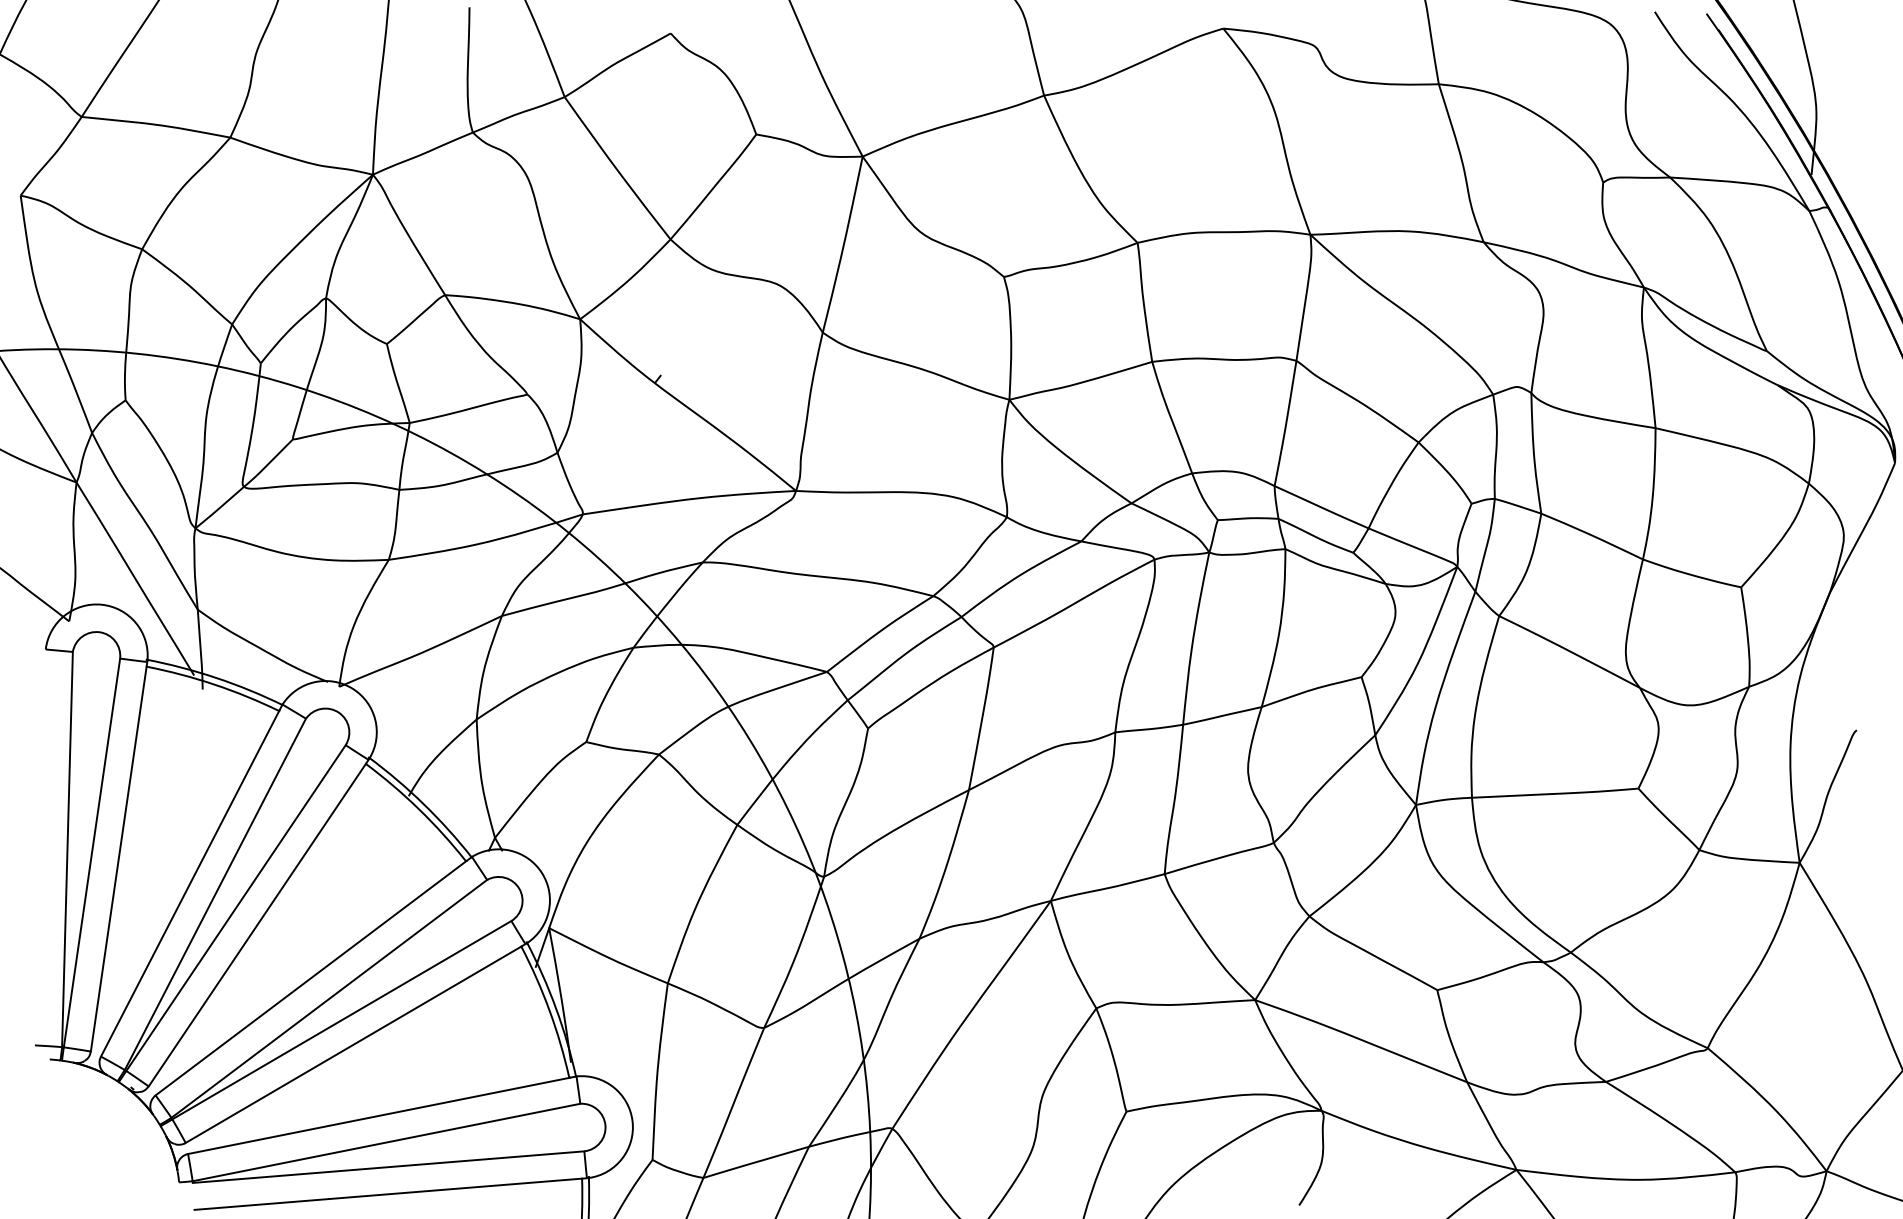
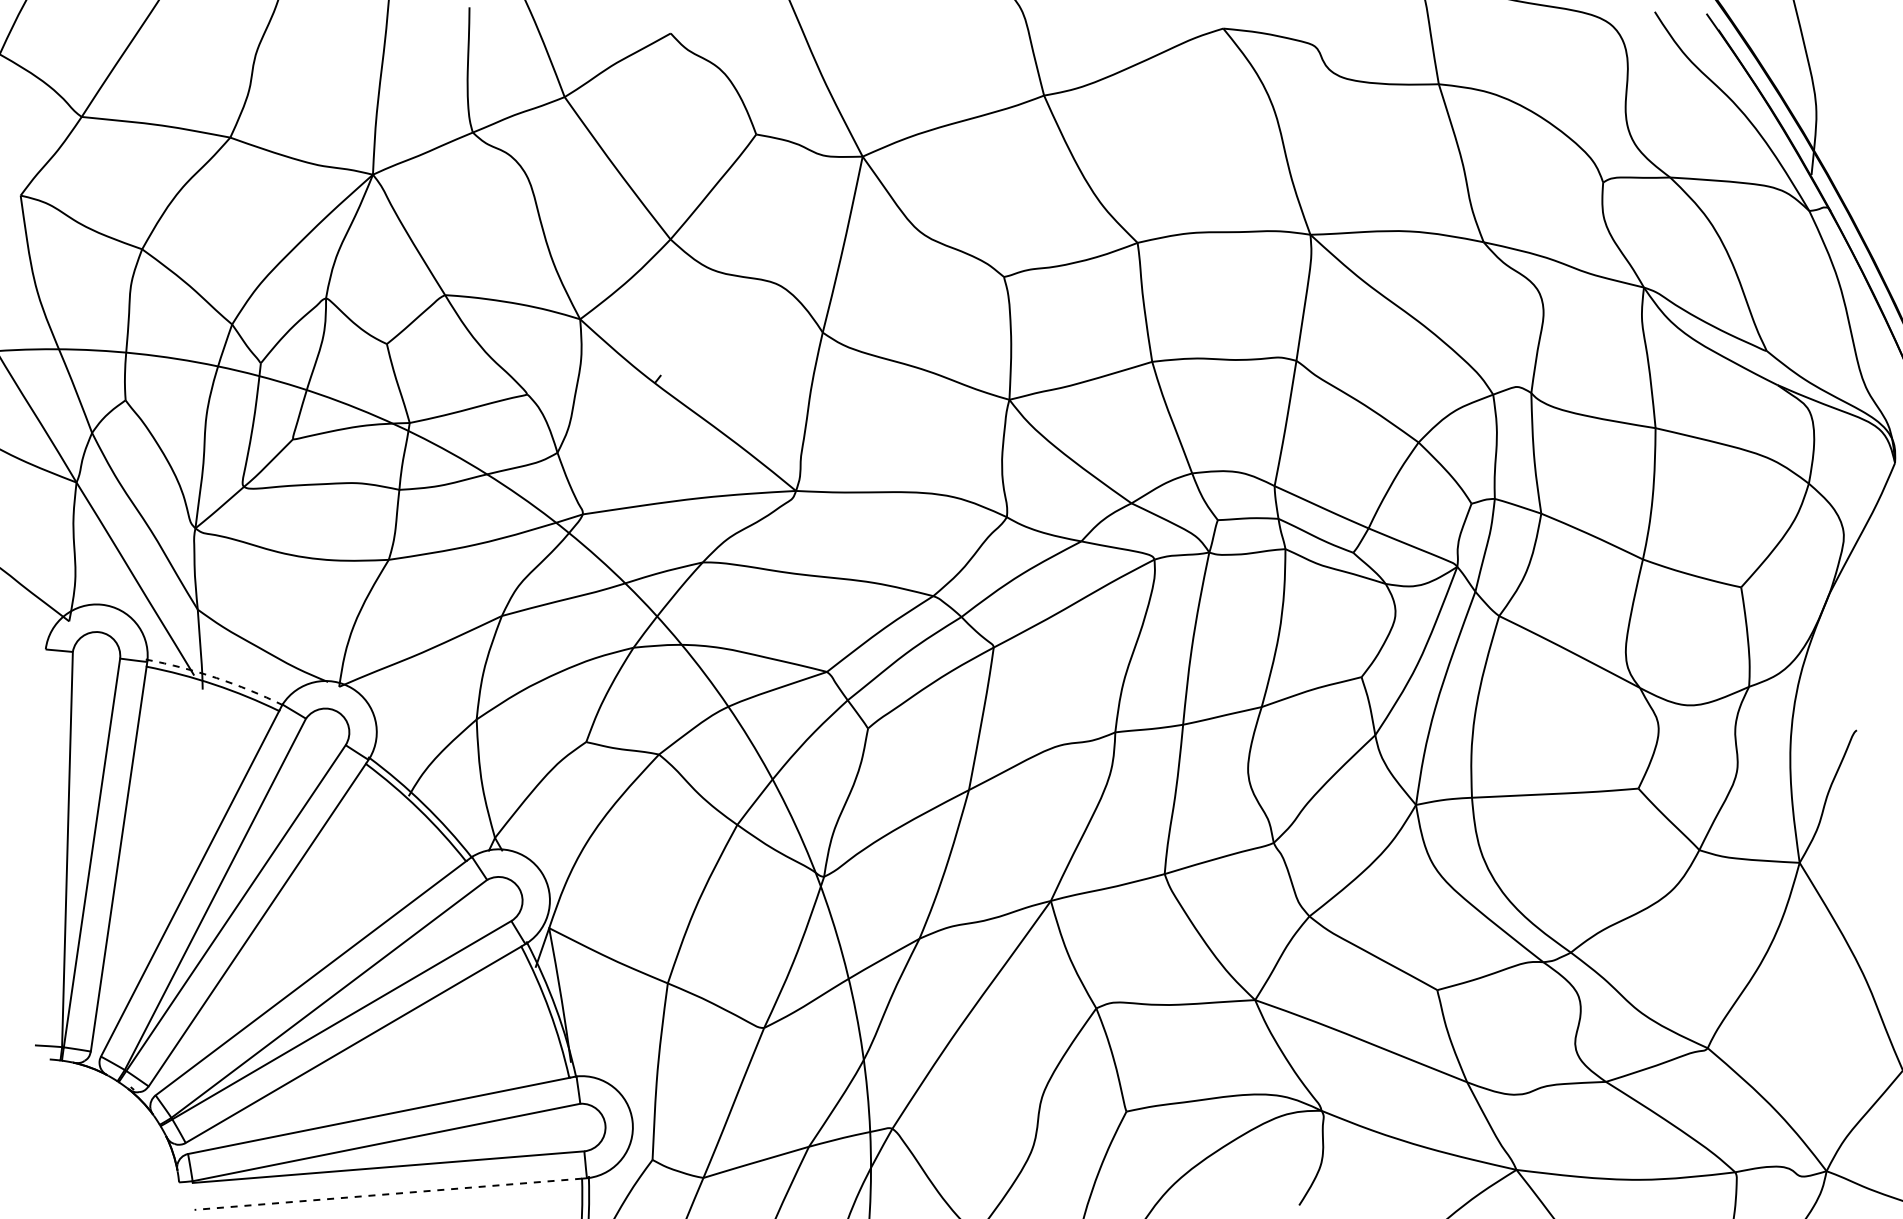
arc: solid -> dashed (216, 677)
line: solid -> dashed (387, 1194)
